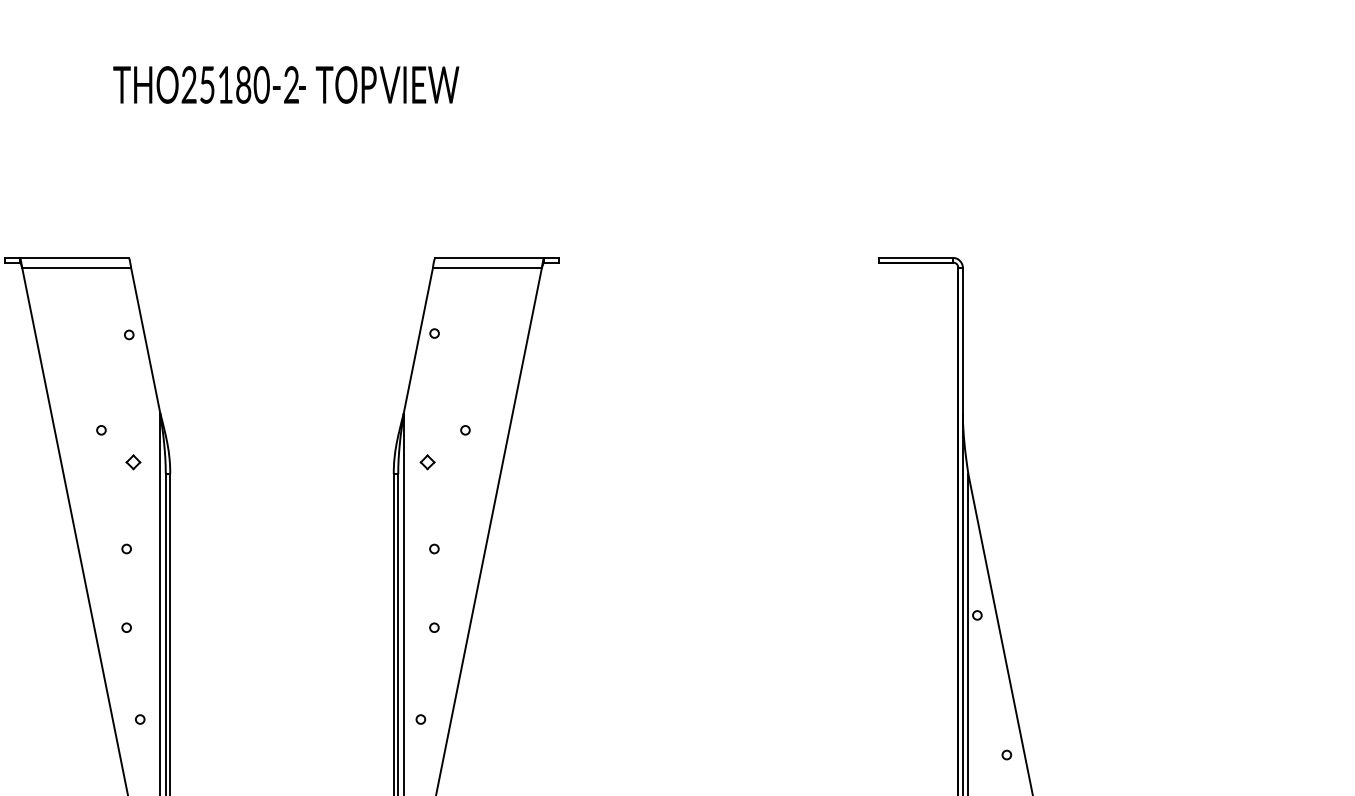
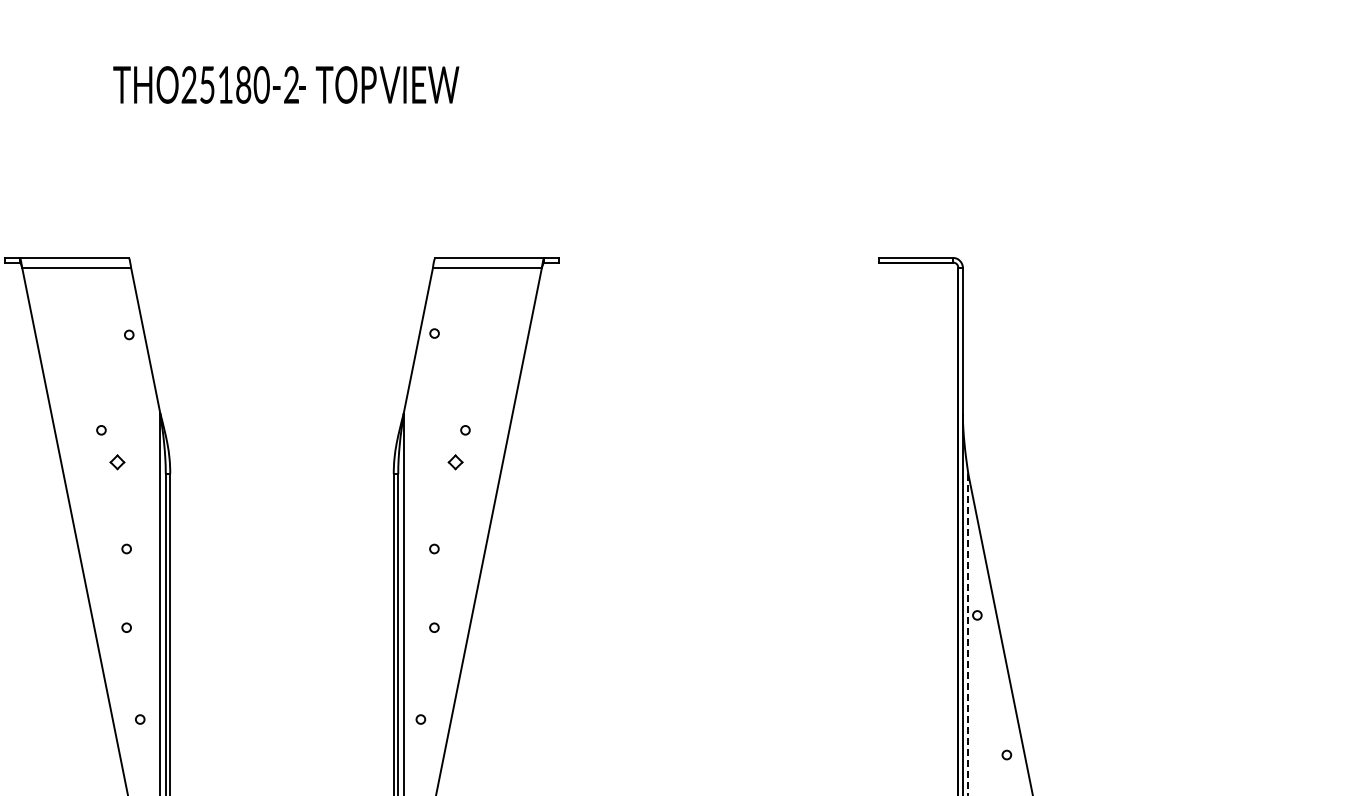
part position: (133, 462) -> (117, 462) (117, 462)
part position: (427, 462) -> (455, 462) (455, 462)
line: solid -> dashed (968, 634)
